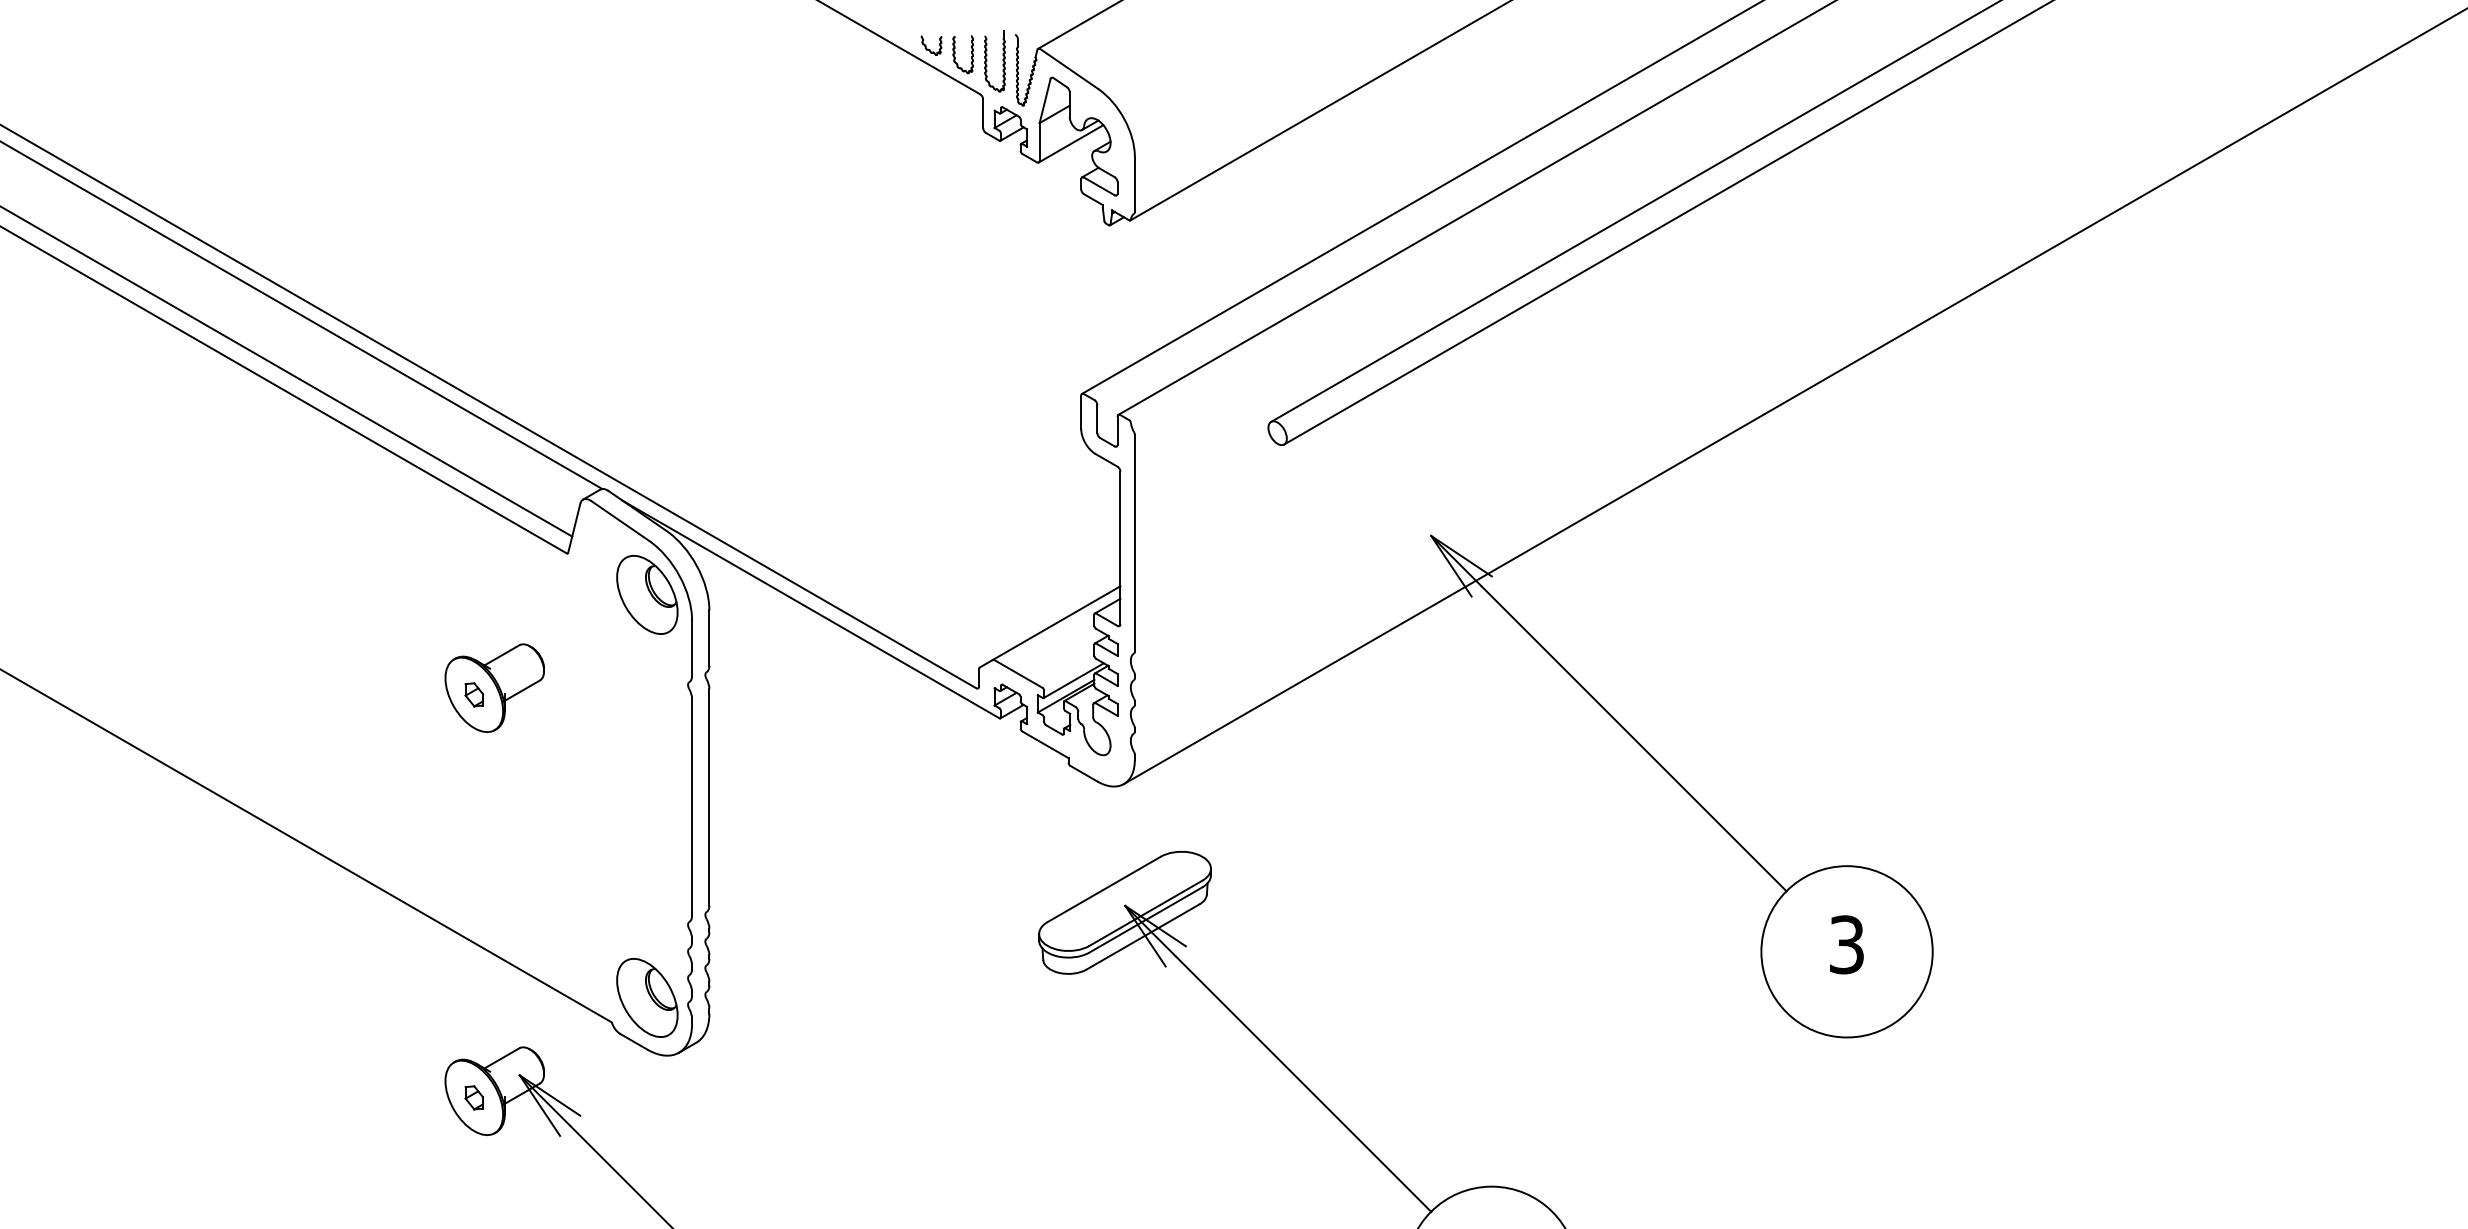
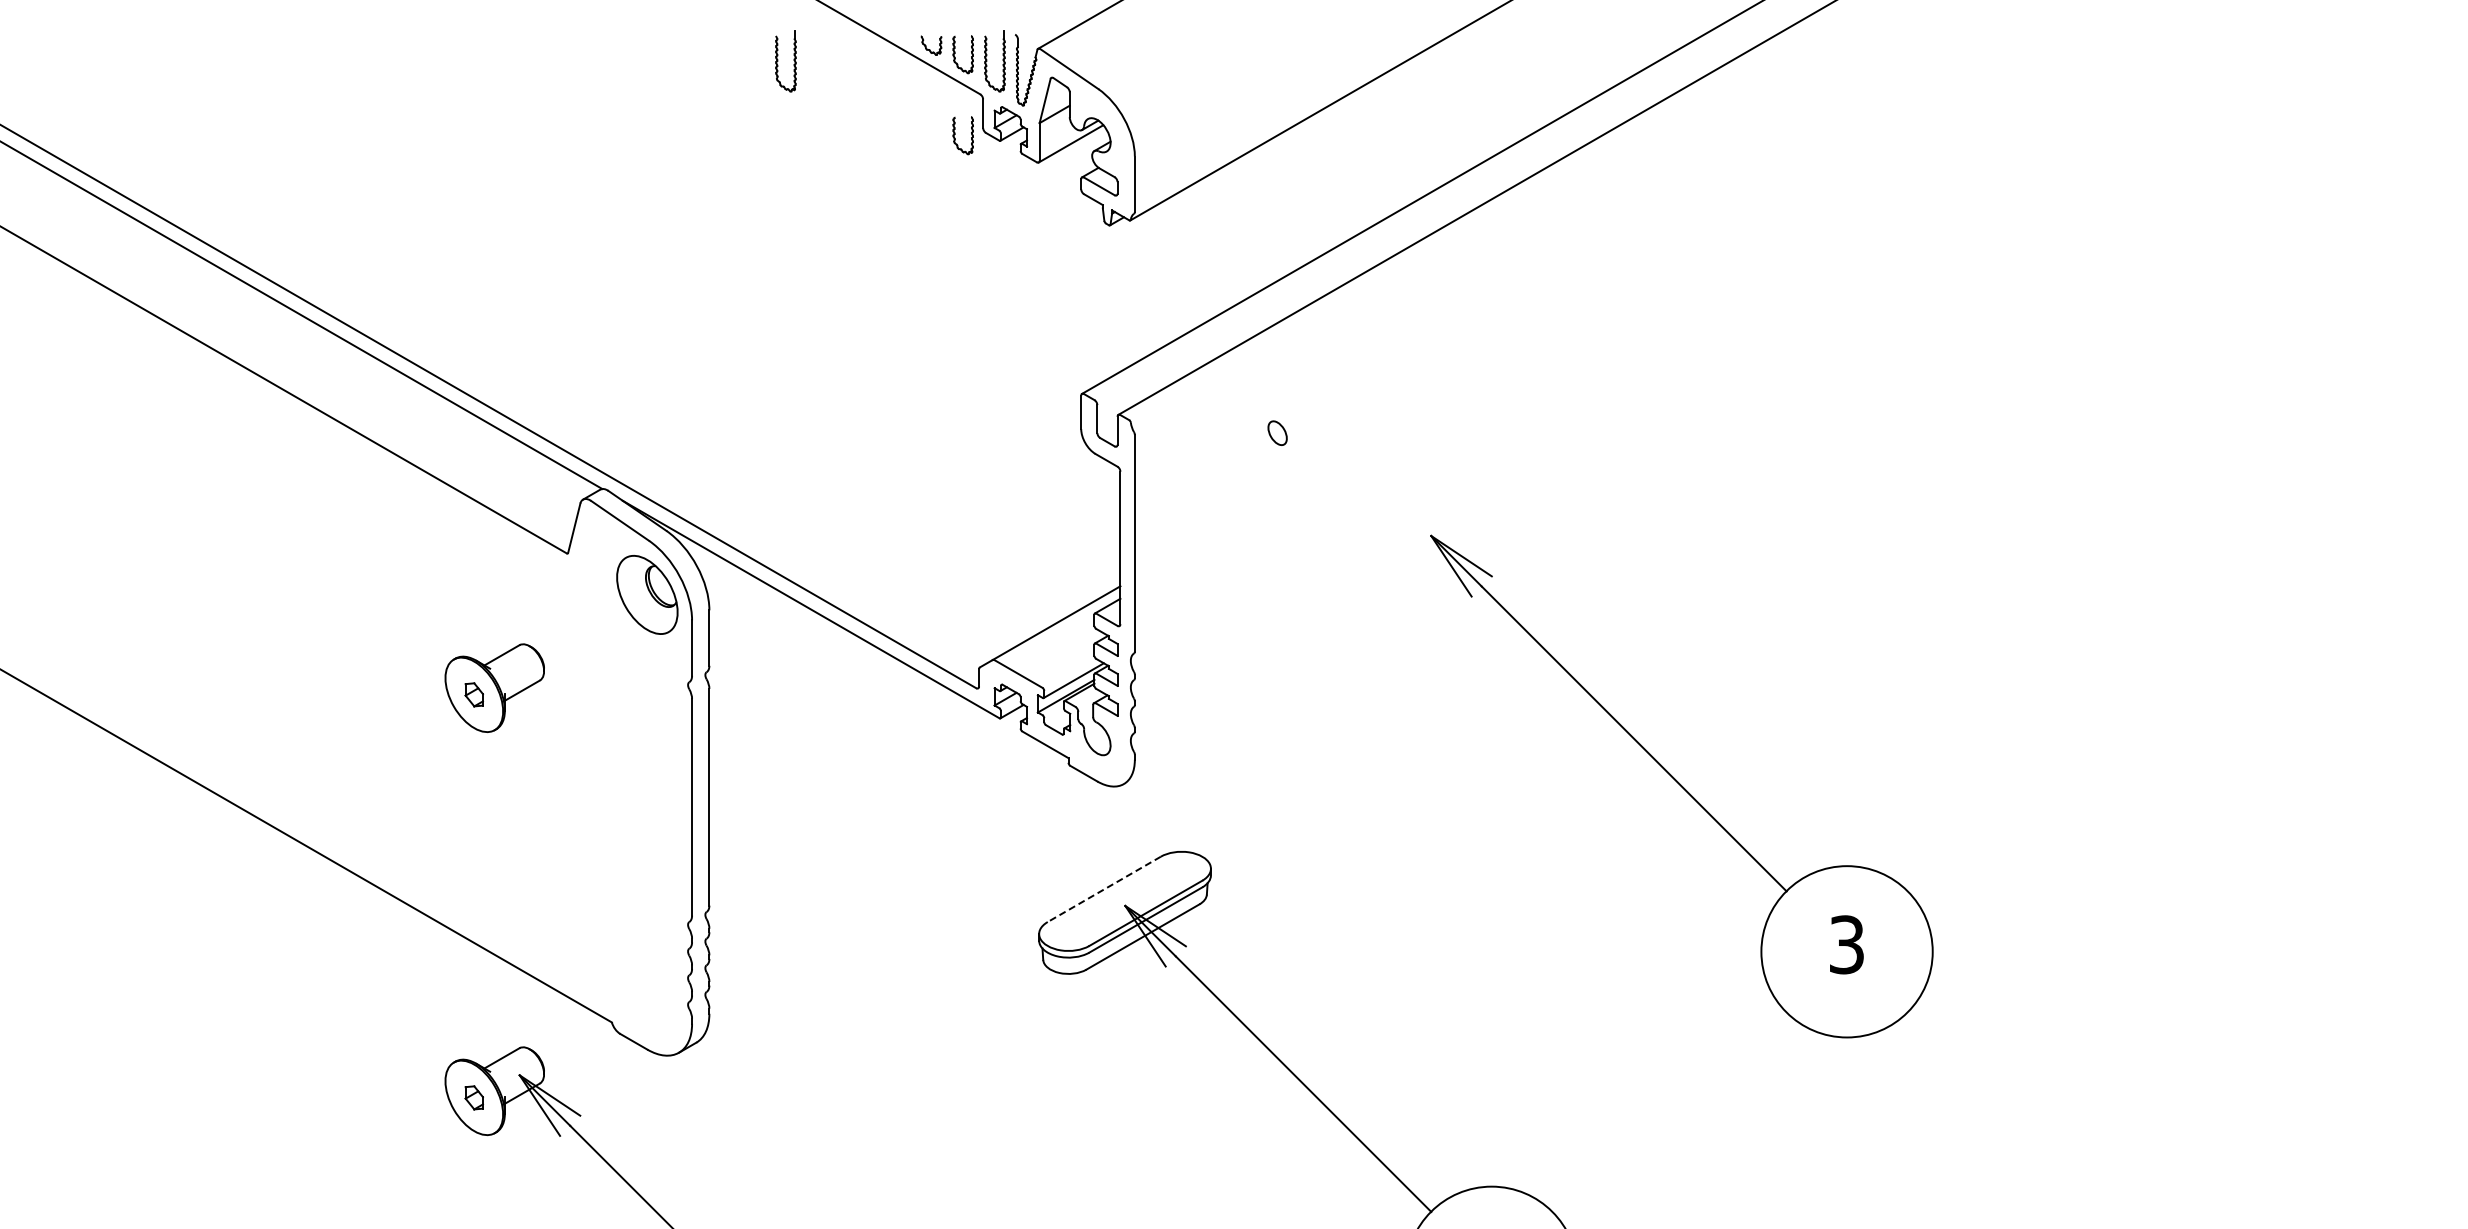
part: none -> present (778, 61)
part: none -> present (955, 134)
line: present -> none (1634, 211)
line: present -> none (1666, 223)
line: present -> none (287, 371)
line: present -> none (1793, 397)
line: solid -> dashed (1103, 889)
part: present -> none (647, 997)
